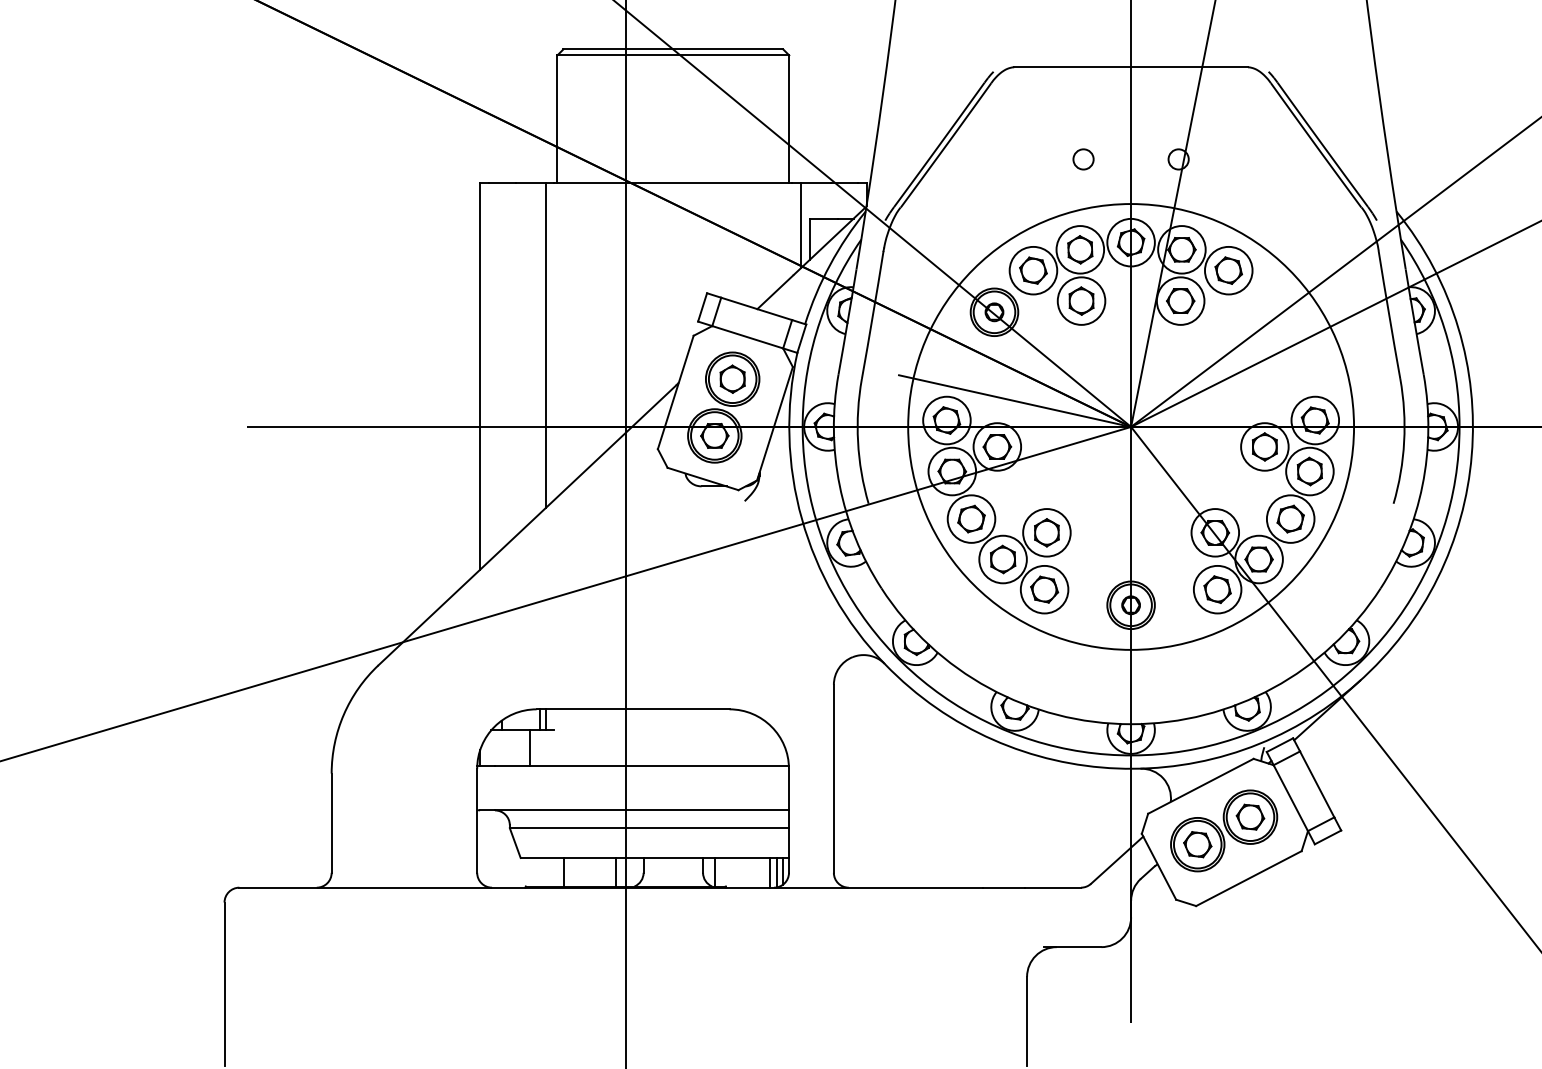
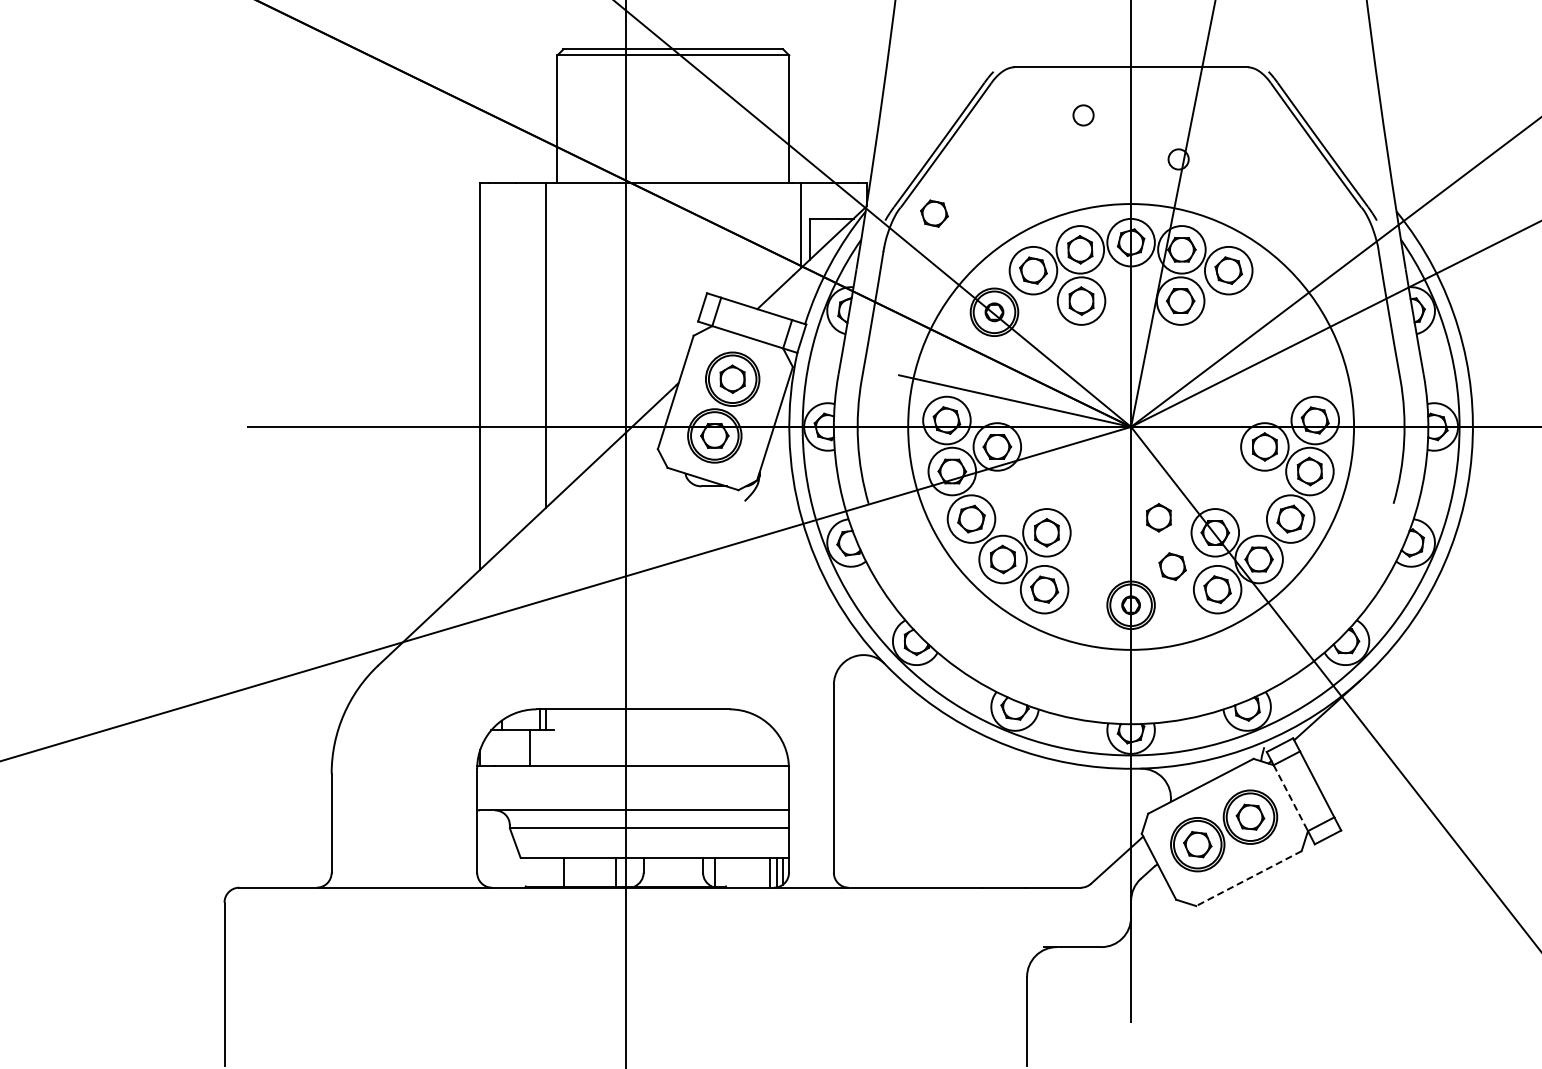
circle position: (1083, 159) -> (1083, 115) (1083, 115)
part: none -> present (934, 213)
part: none -> present (1158, 517)
part: none -> present (1172, 566)
line: solid -> dashed (1291, 798)
line: solid -> dashed (1248, 878)
